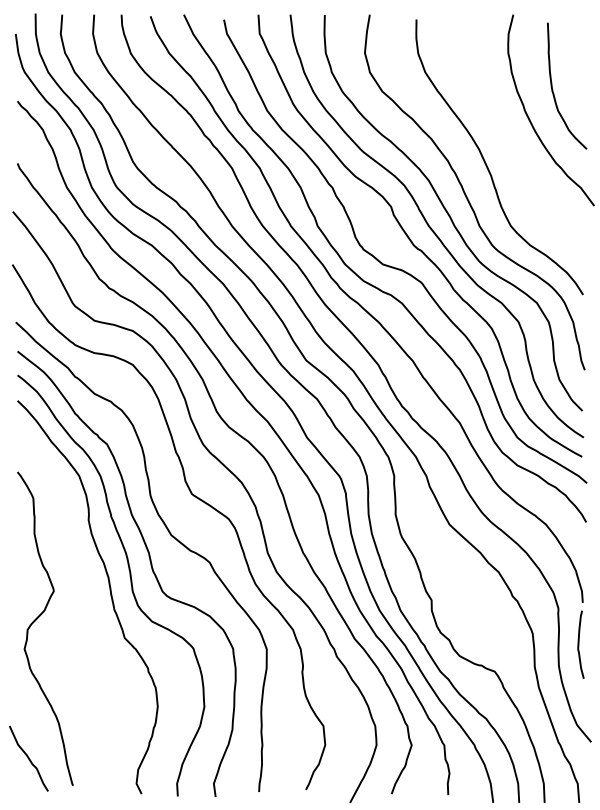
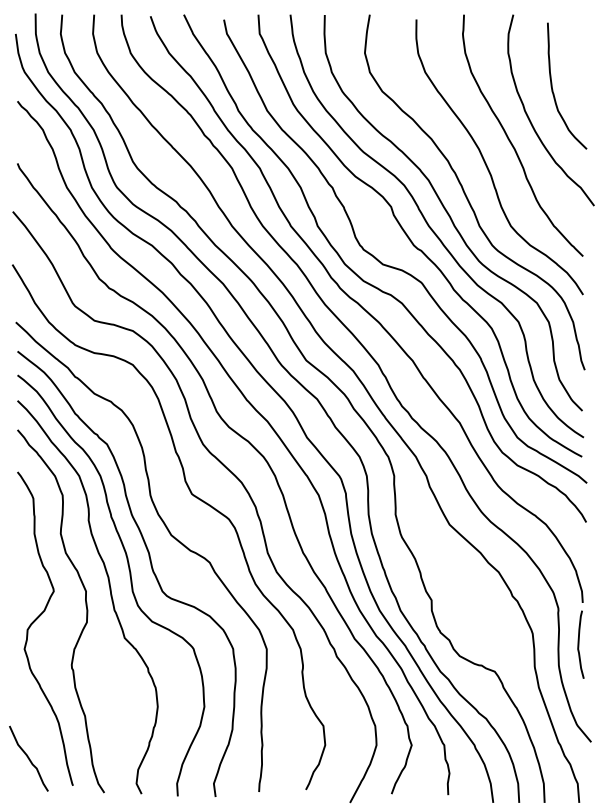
curve: none -> present (511, 141)
curve: none -> present (85, 606)
